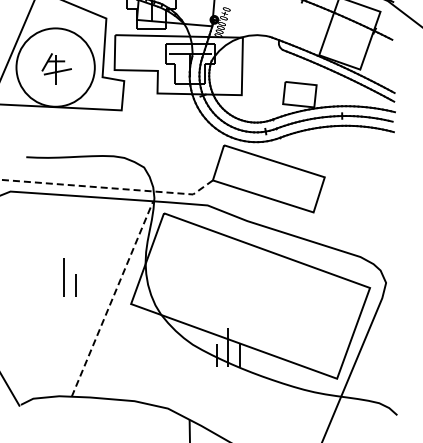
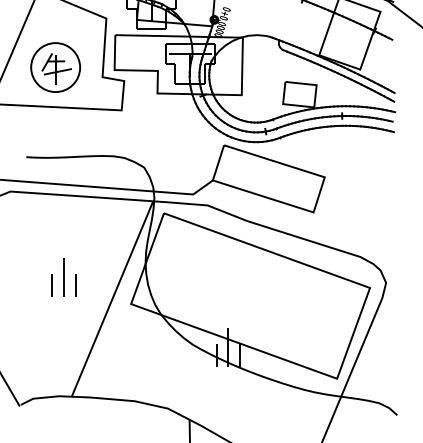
circle diameter: 78 px -> 49 px (55, 67)
line: dashed -> solid (109, 188)
line: none -> present (51, 285)
line: dashed -> solid (112, 299)
